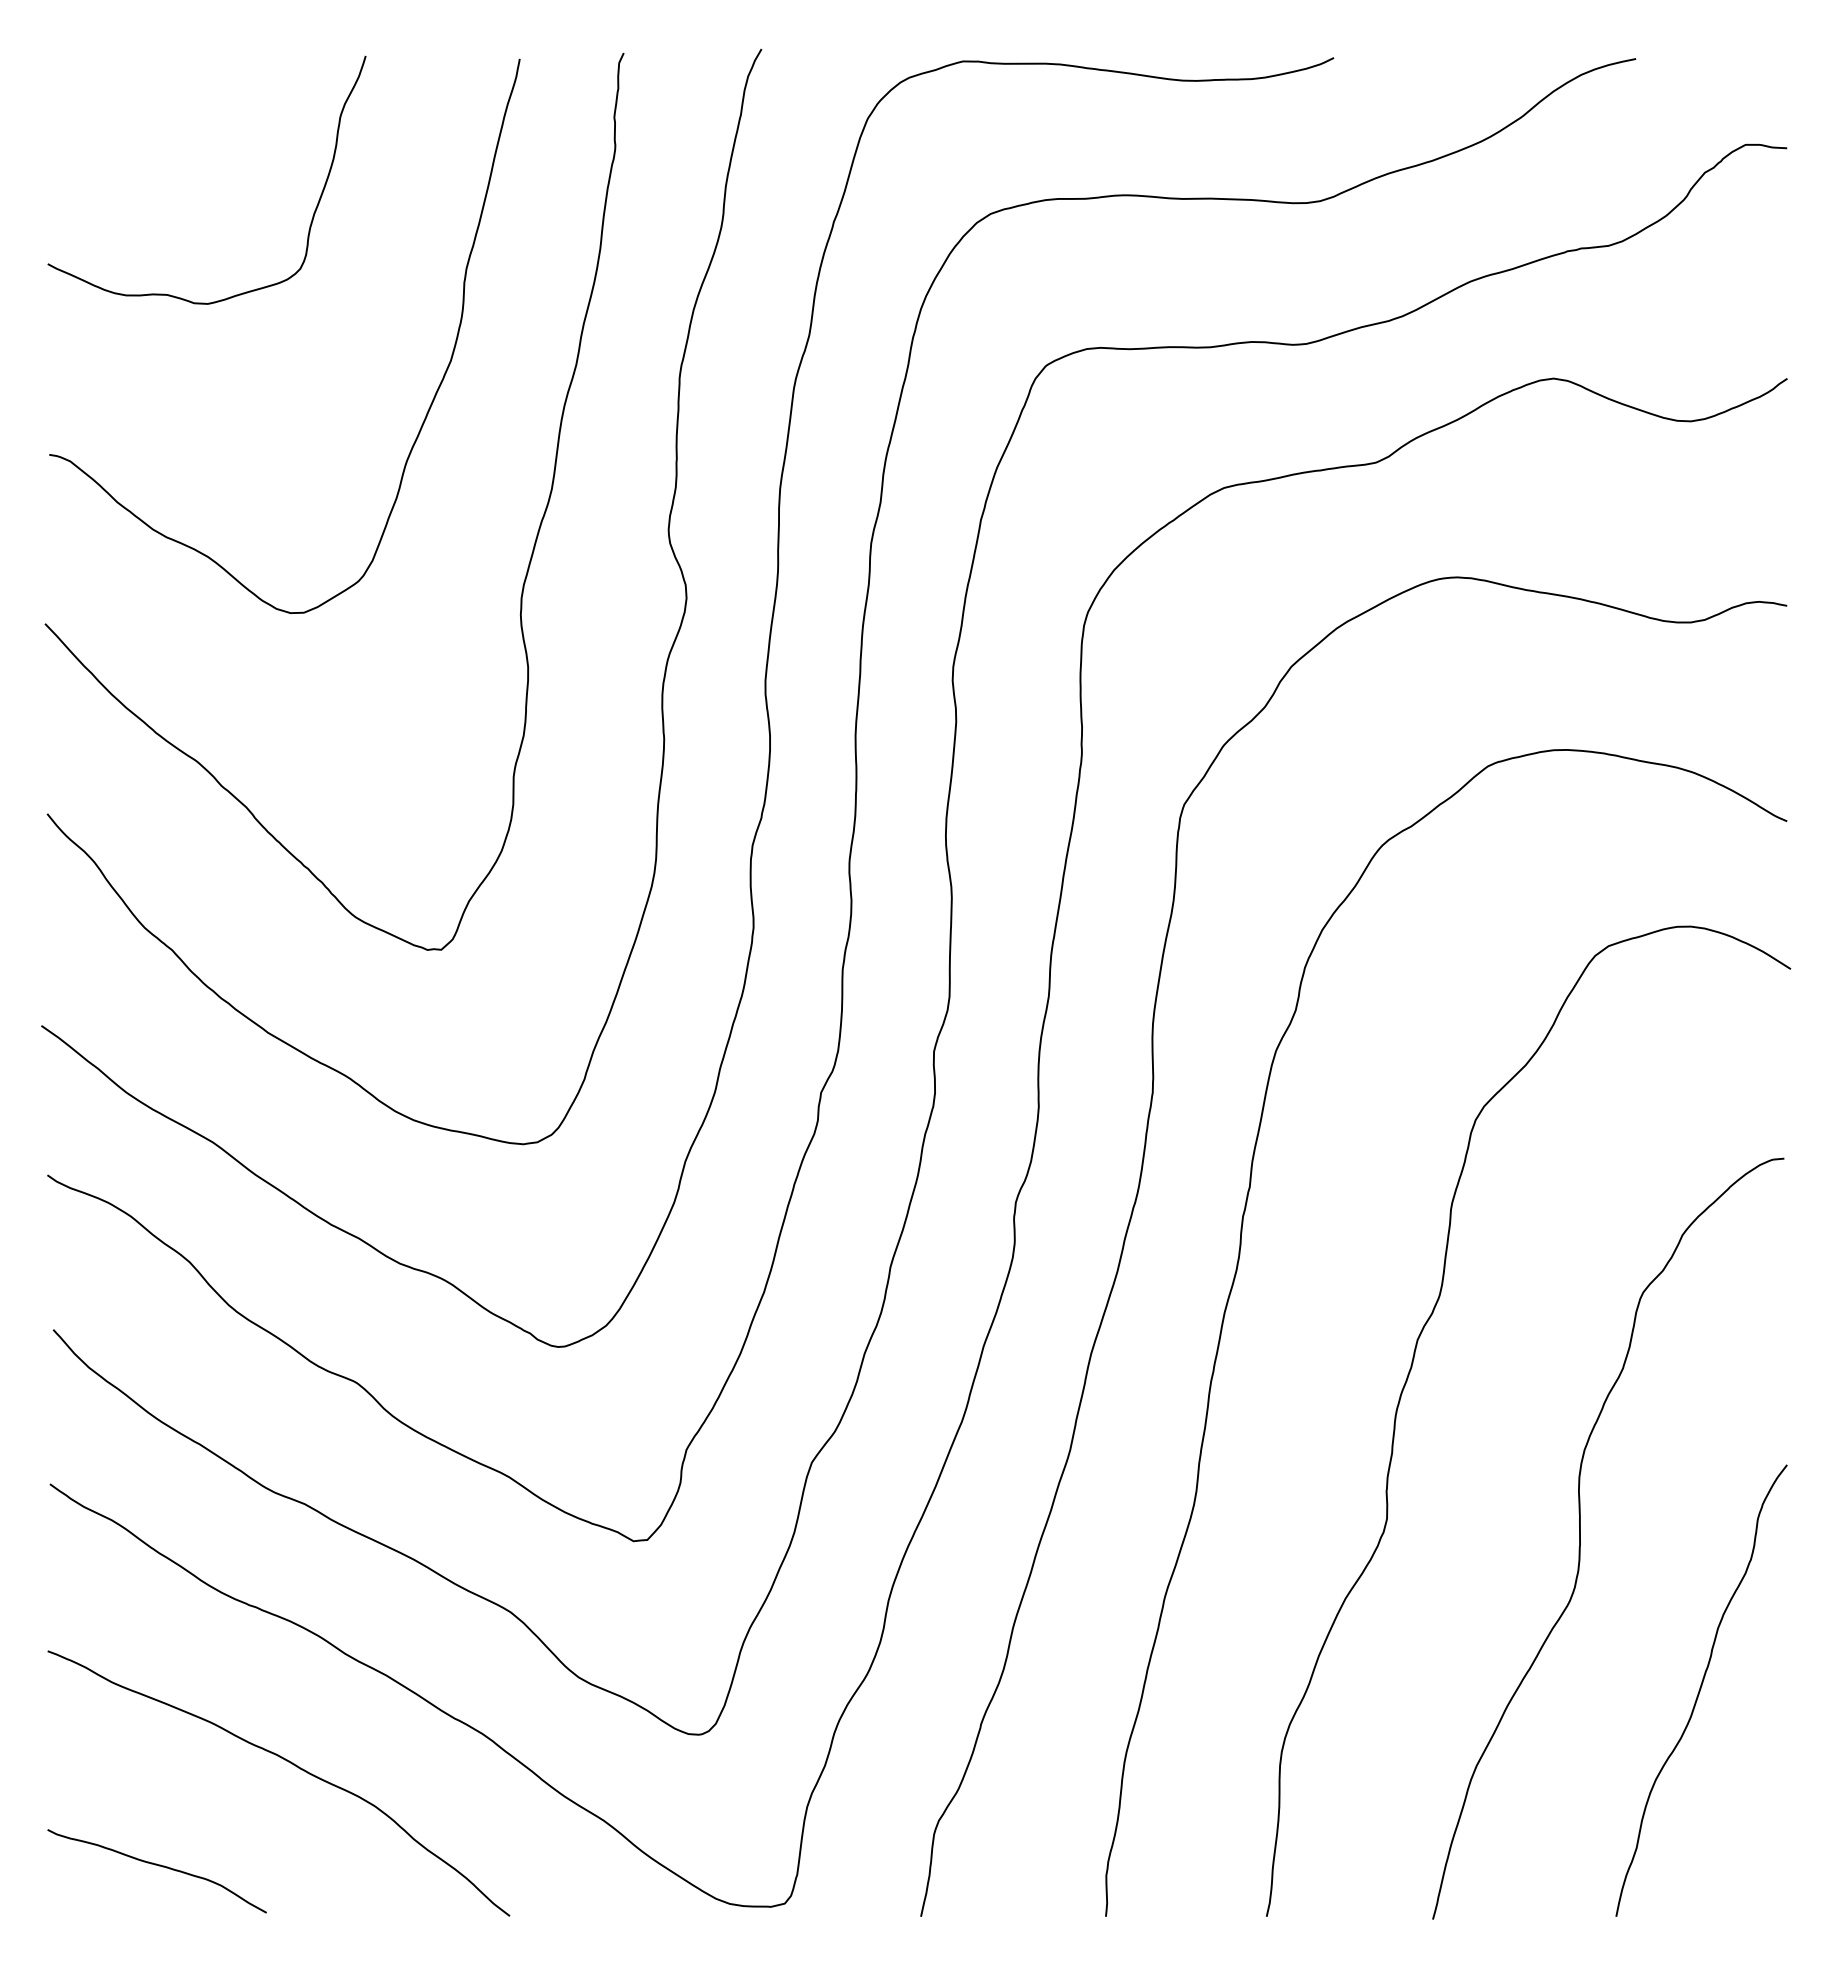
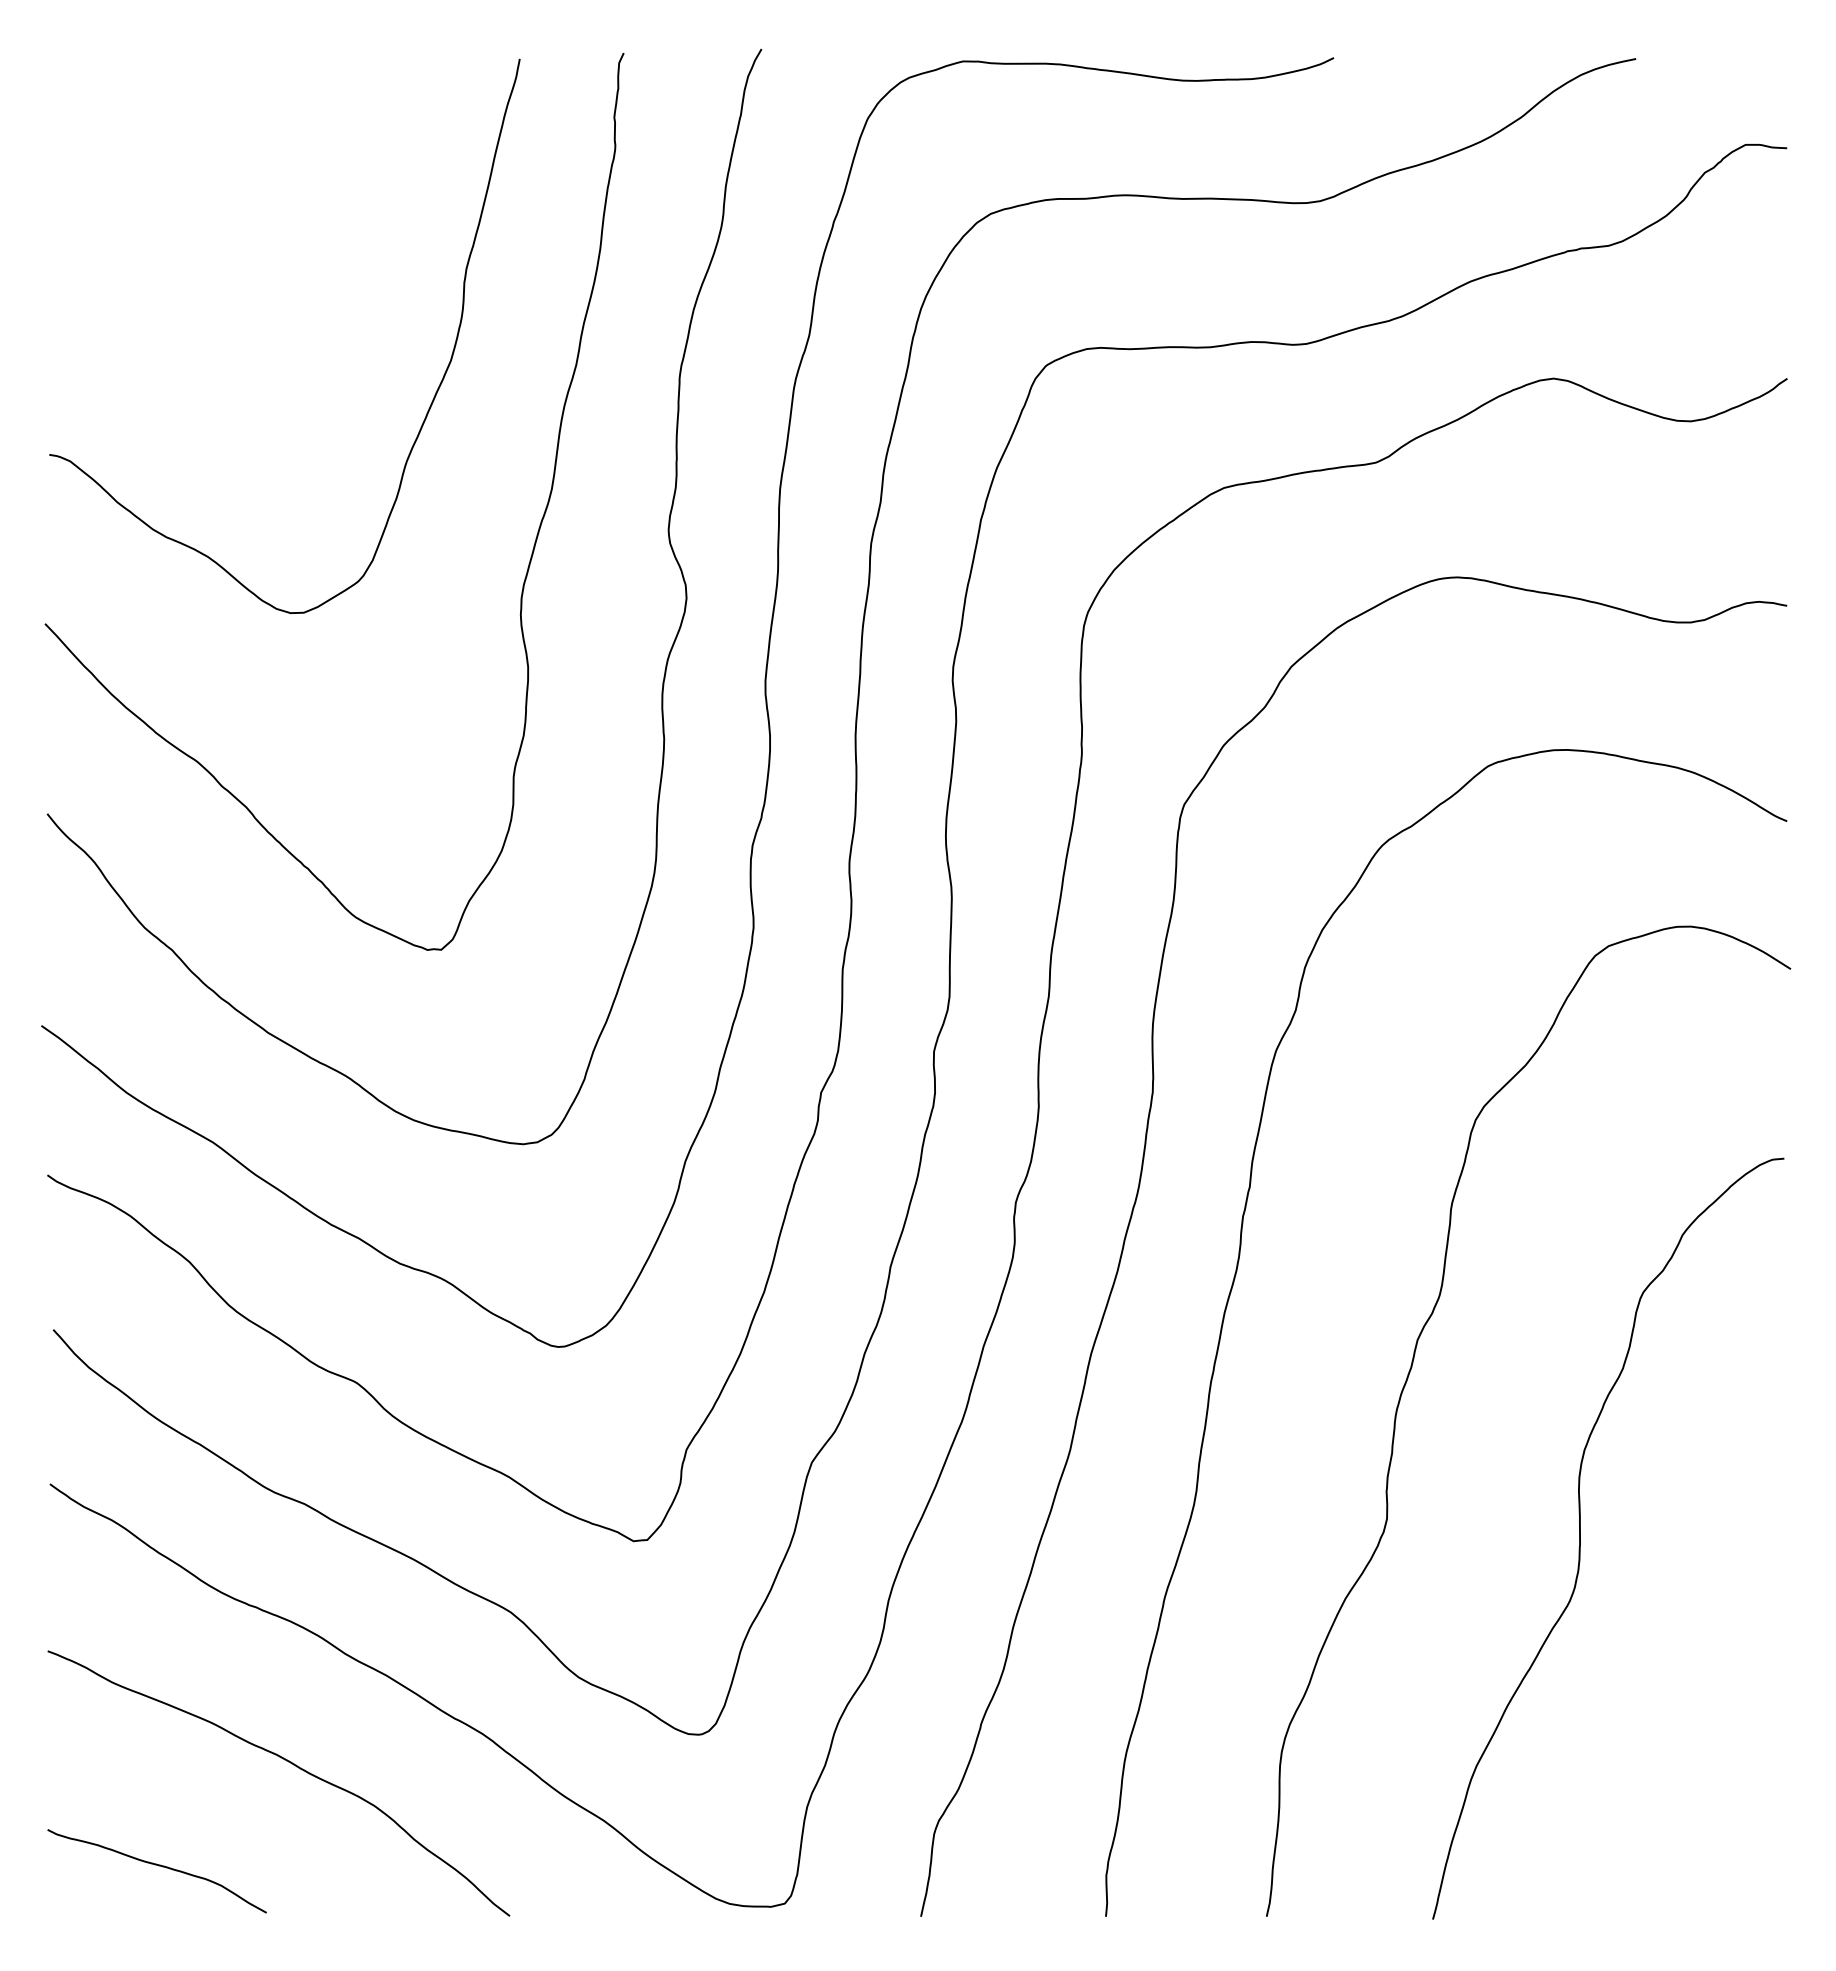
curve: present -> none (312, 215)
curve: present -> none (1701, 1689)
